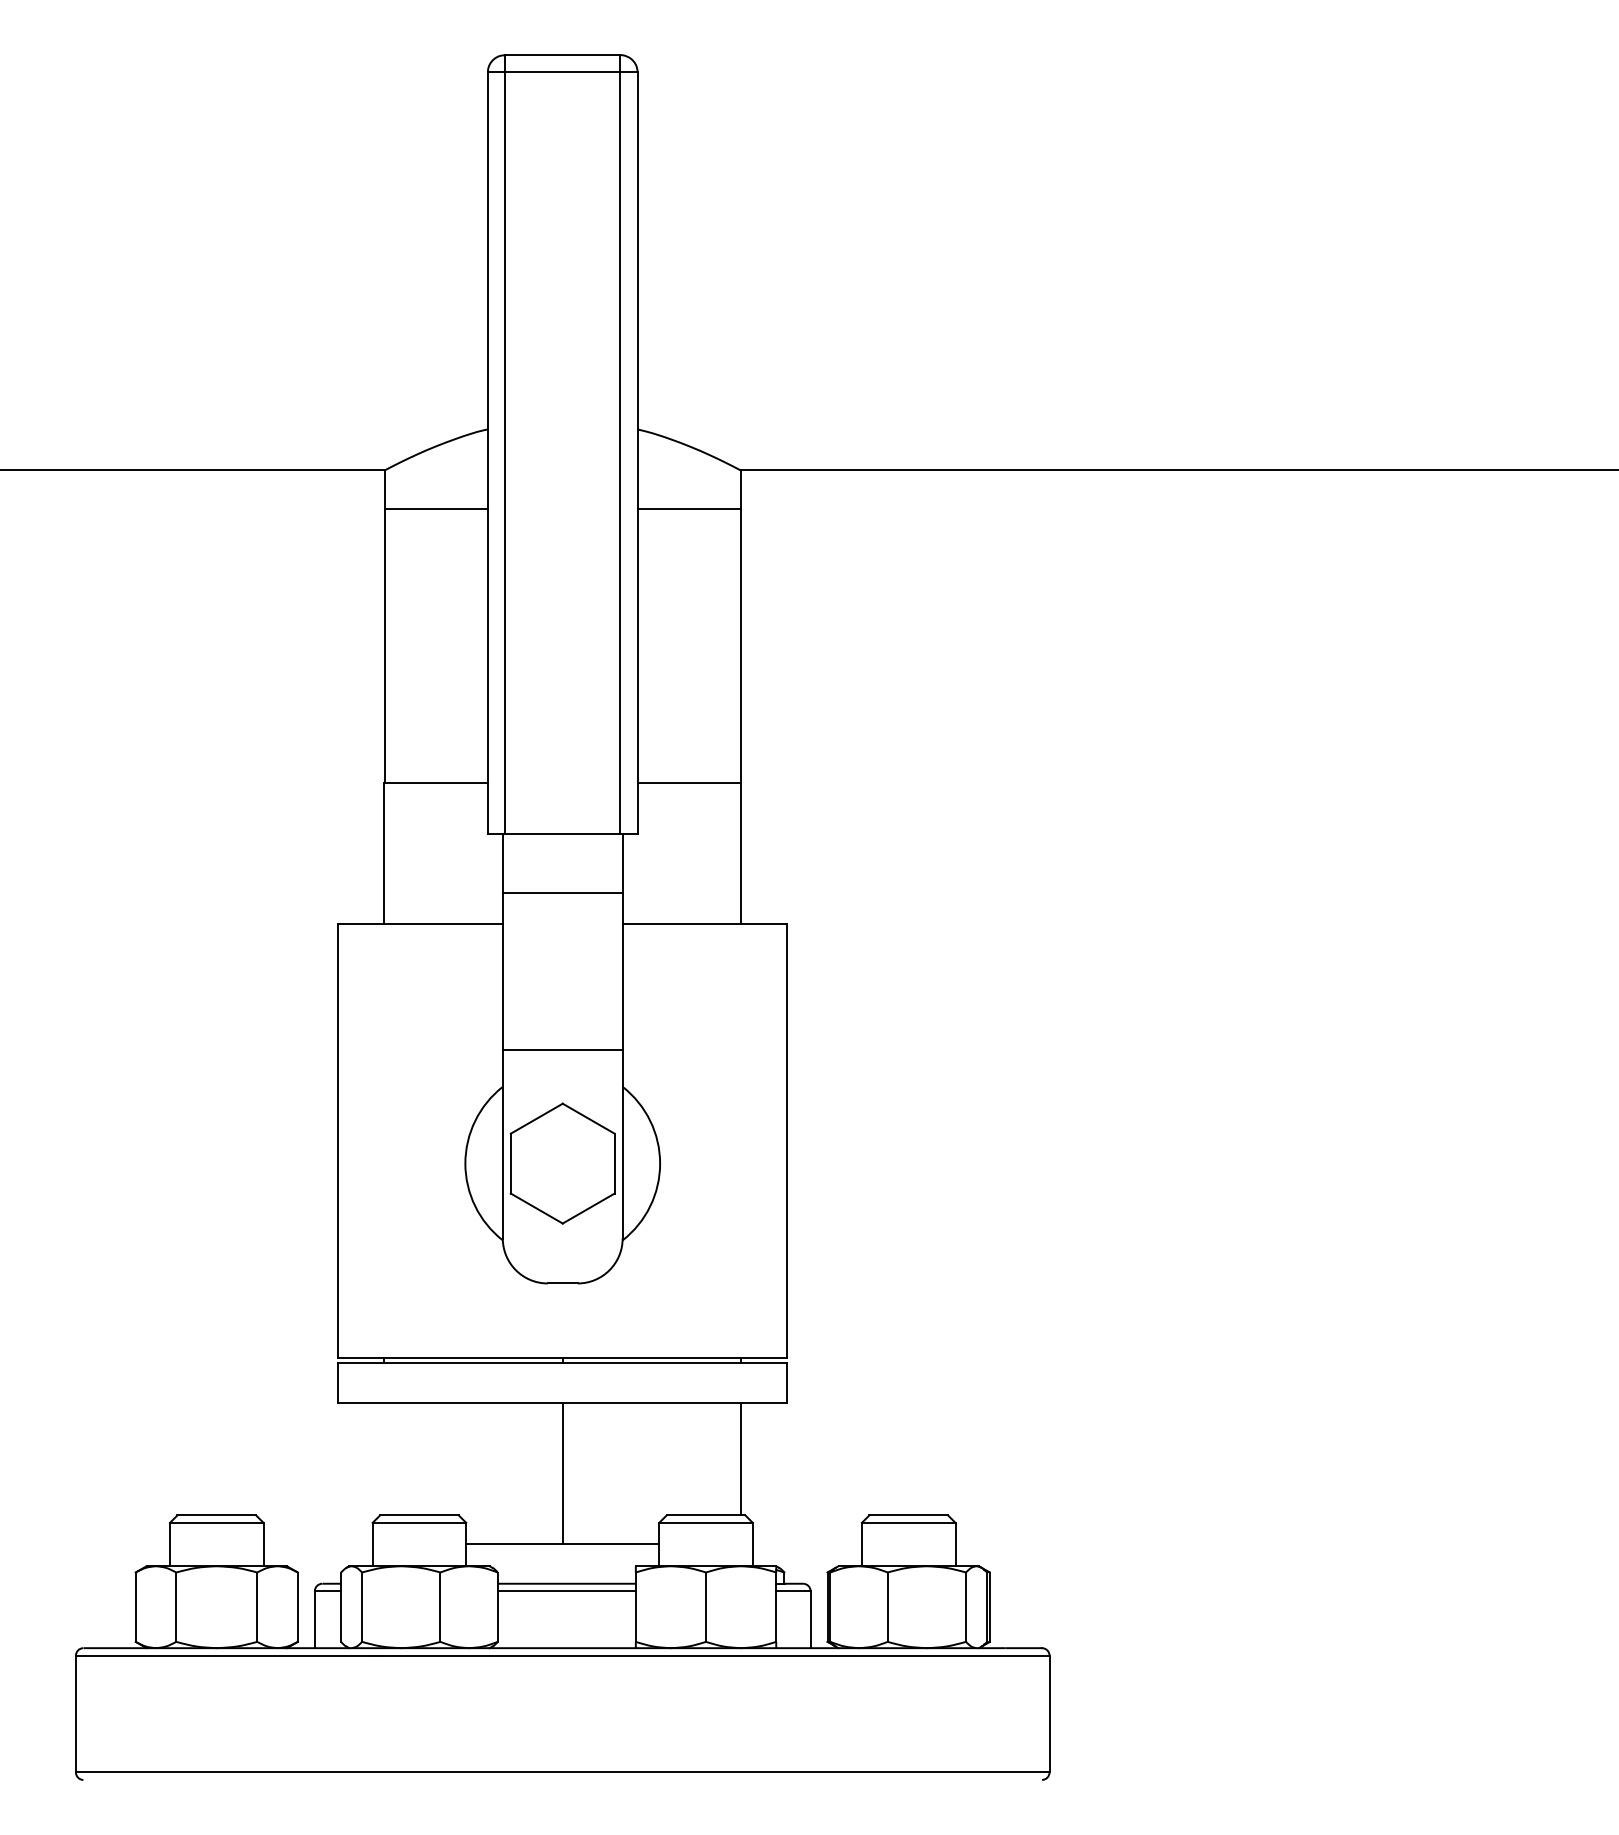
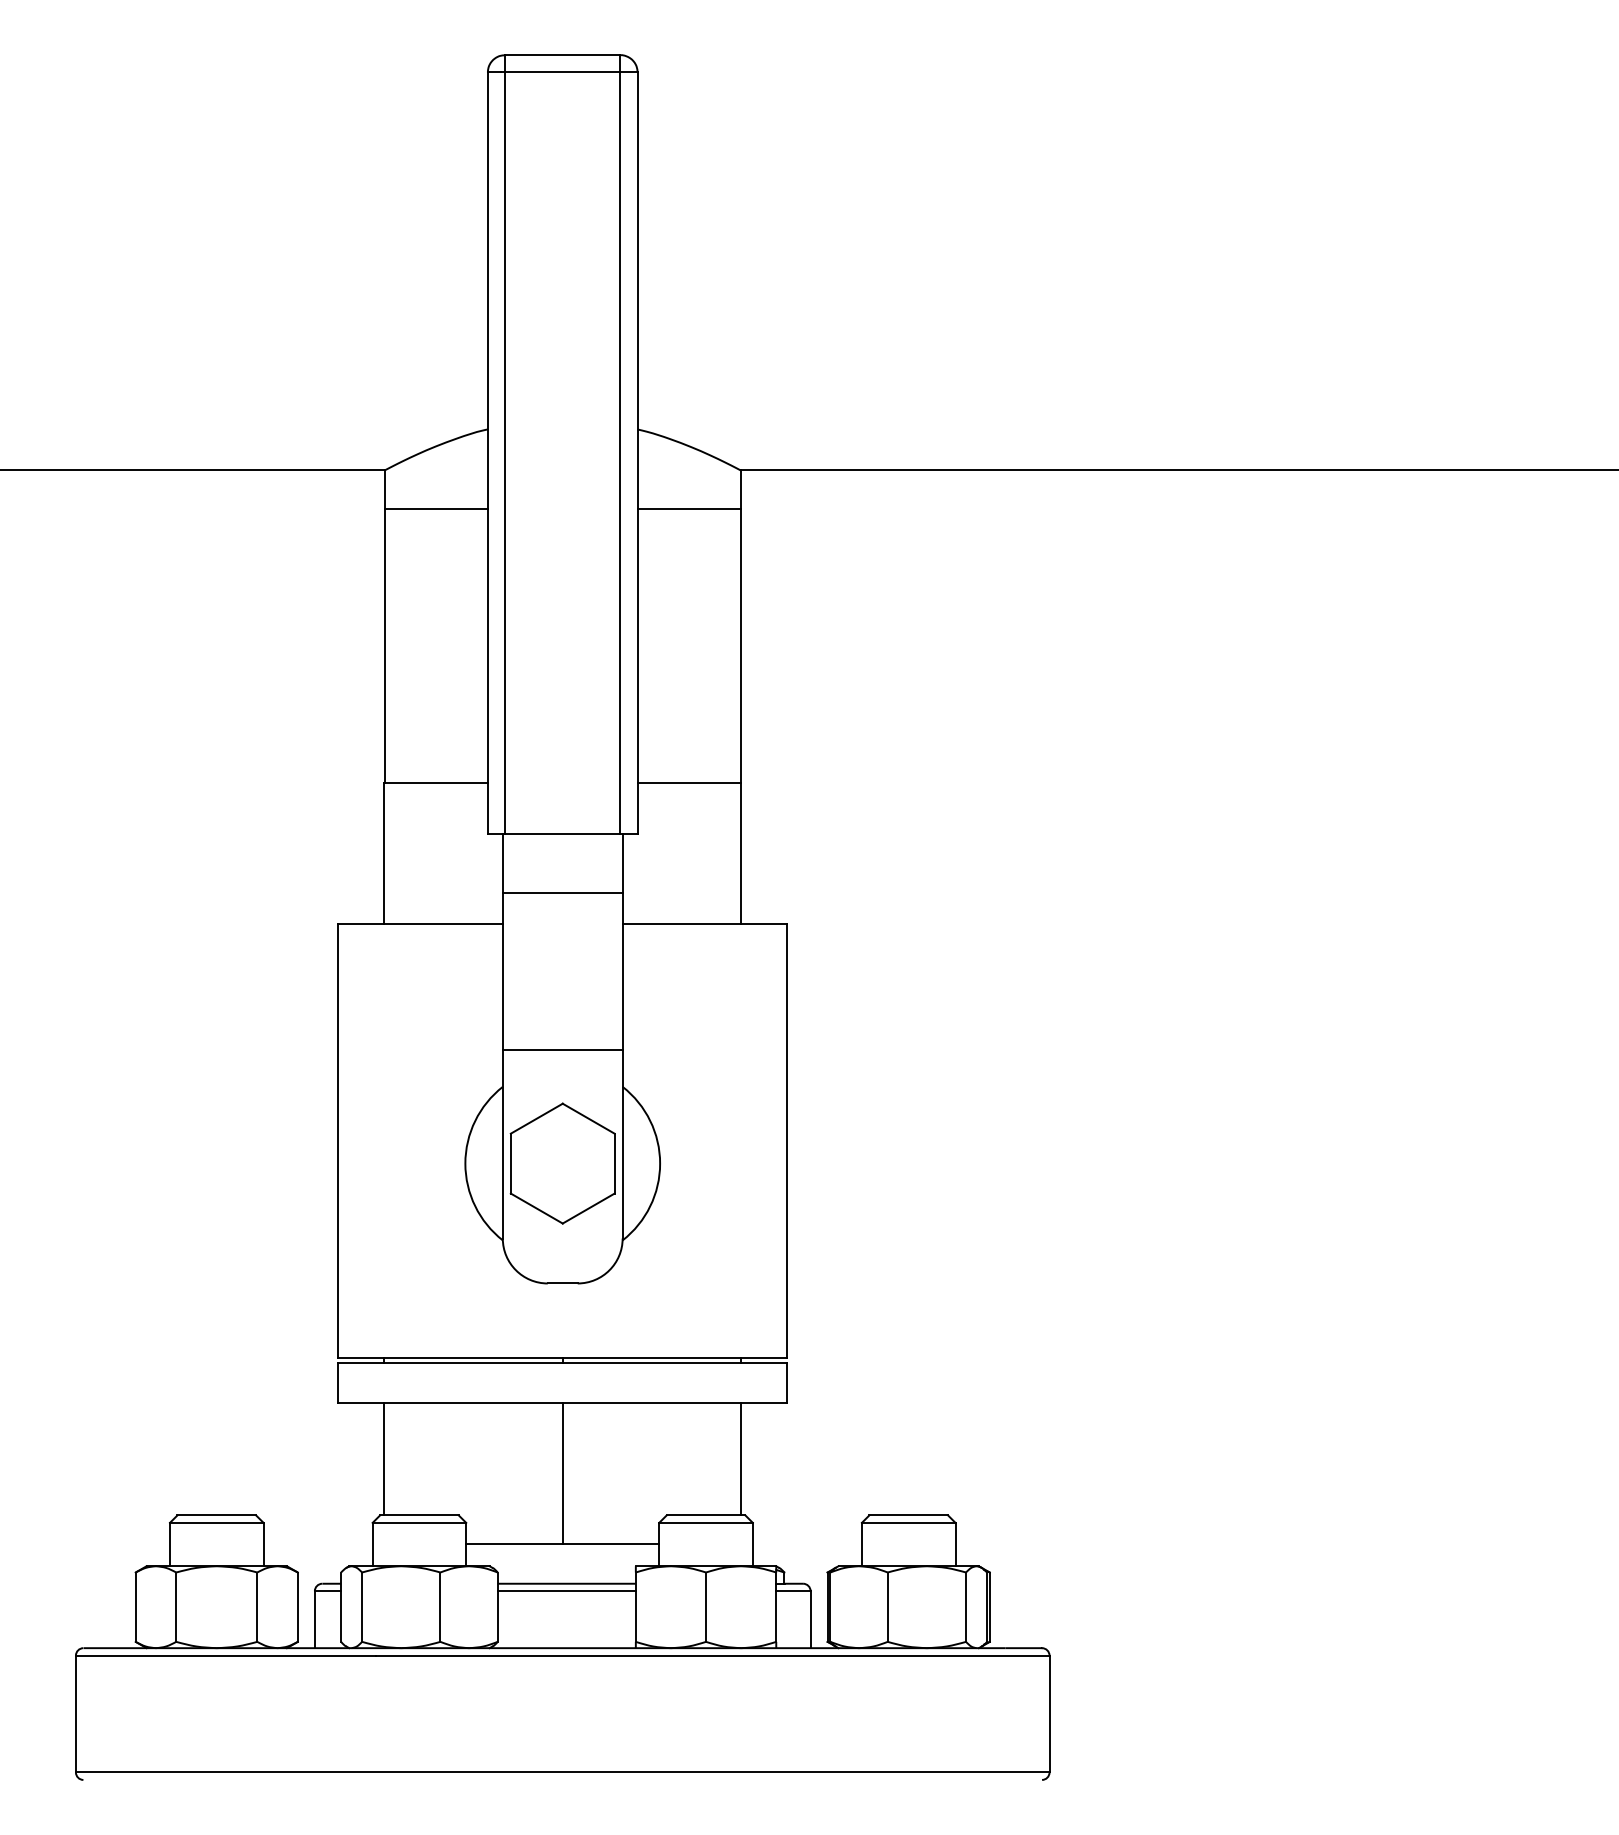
line: none -> present (384, 1459)
